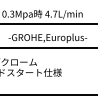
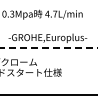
line: present -> none (48, 23)
line: solid -> dashed (49, 47)
